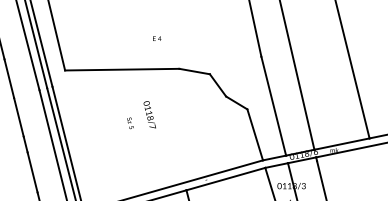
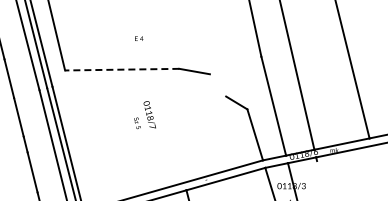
text position: (157, 38) -> (139, 38) (139, 38)
line: solid -> dashed (121, 69)
line: present -> none (217, 85)
text position: (130, 123) -> (137, 123) (137, 123)
line: present -> none (321, 179)
